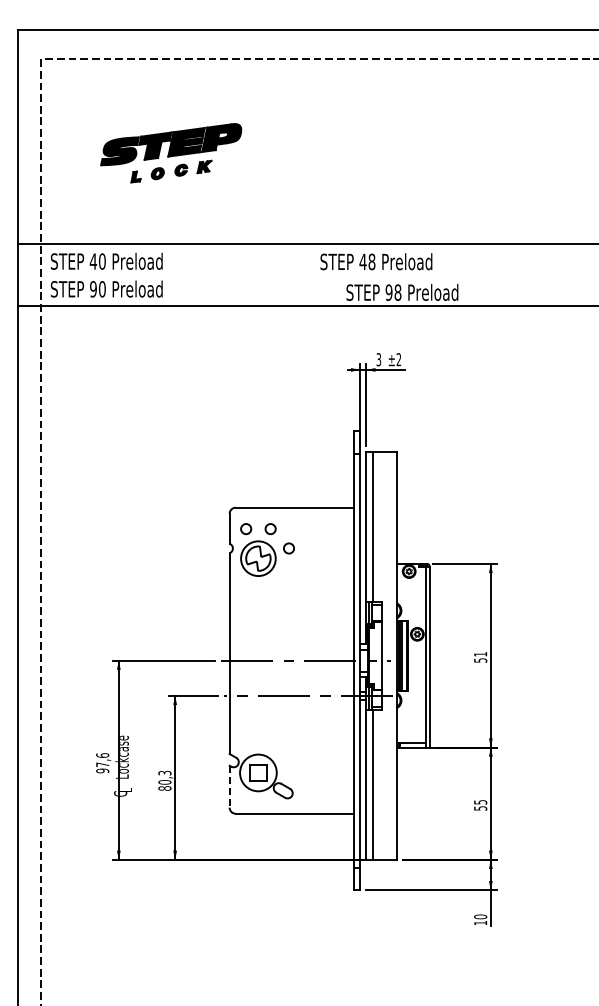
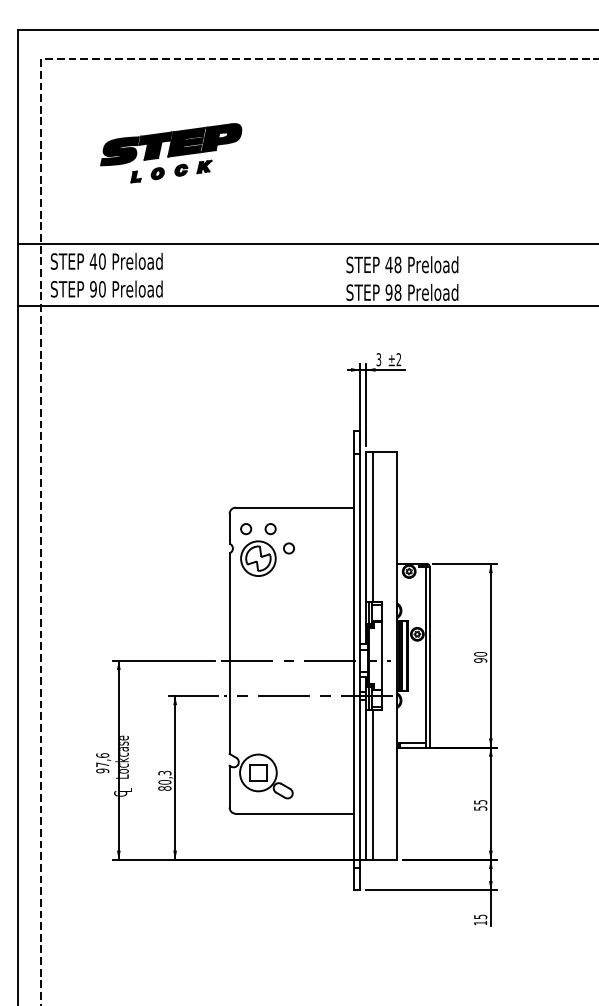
text position: (376, 261) -> (402, 264) (402, 264)
text: 51 -> 90 (480, 657)
line: dashed -> solid (229, 786)
text: 10 -> 15 (480, 916)
